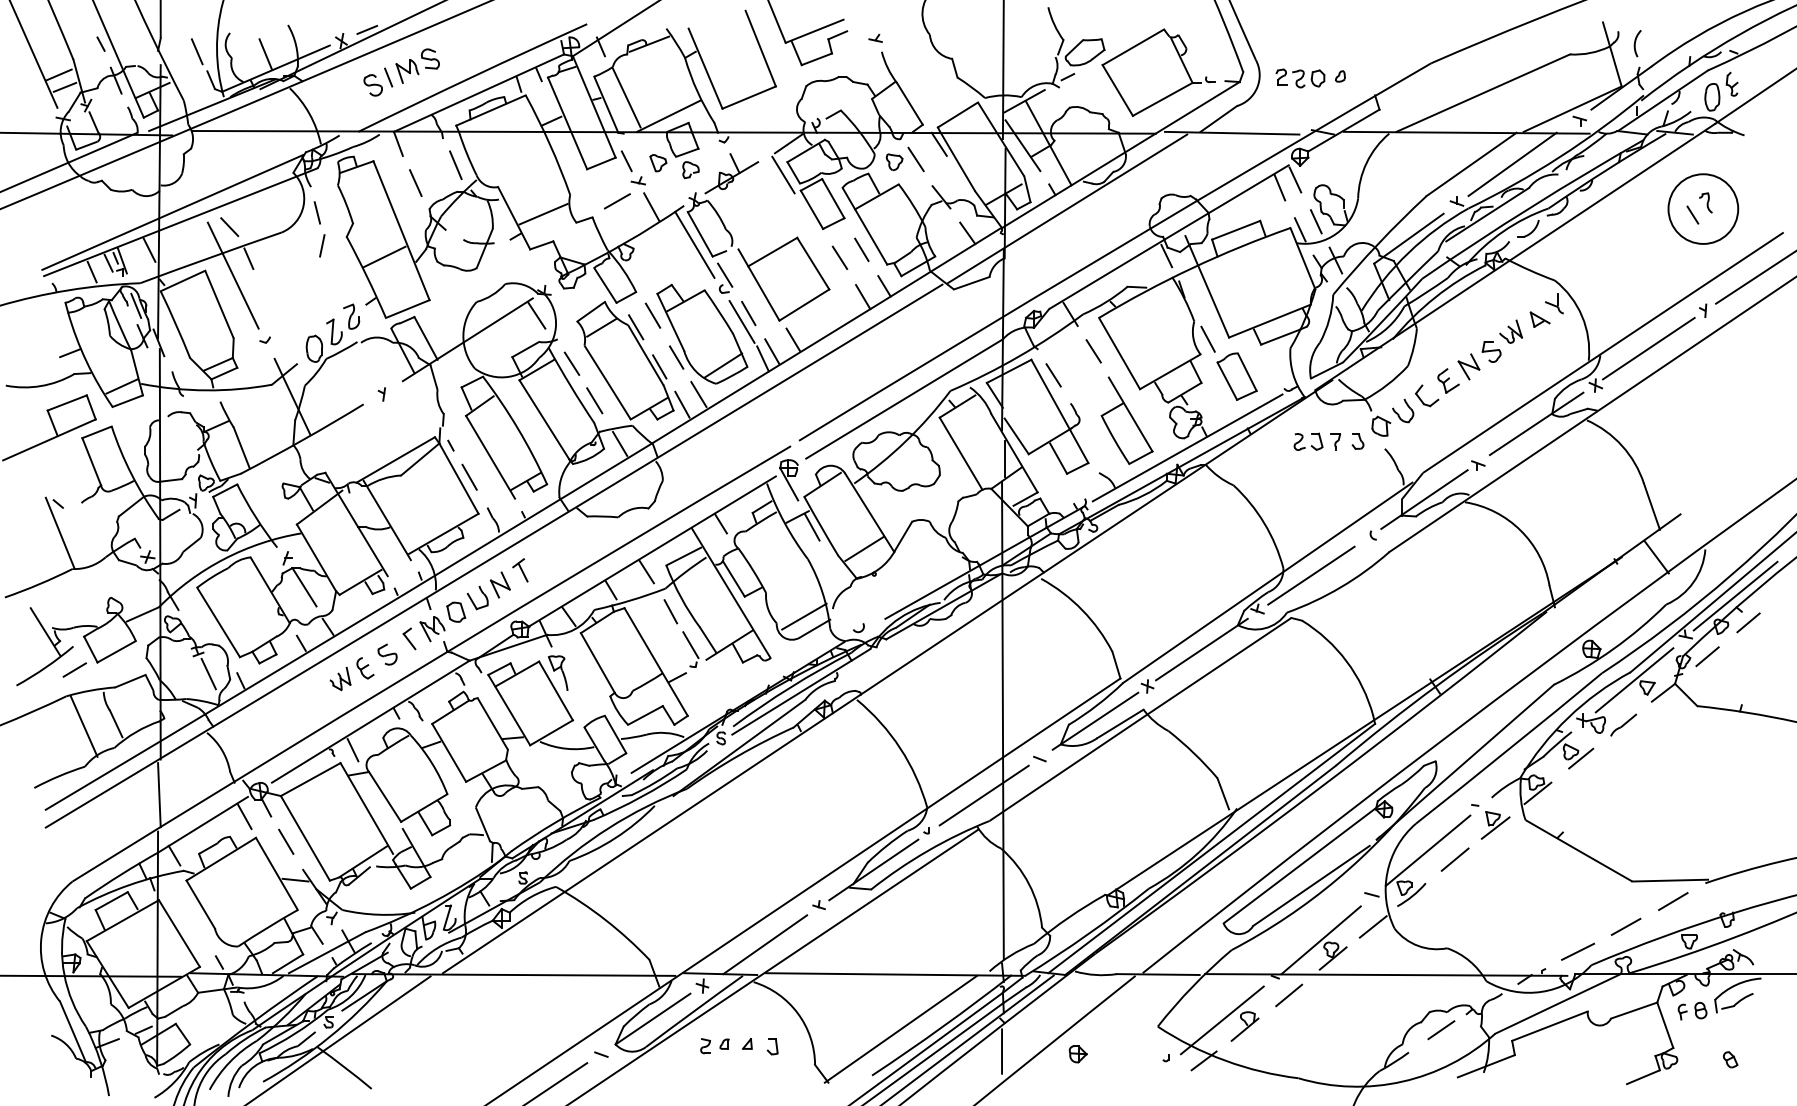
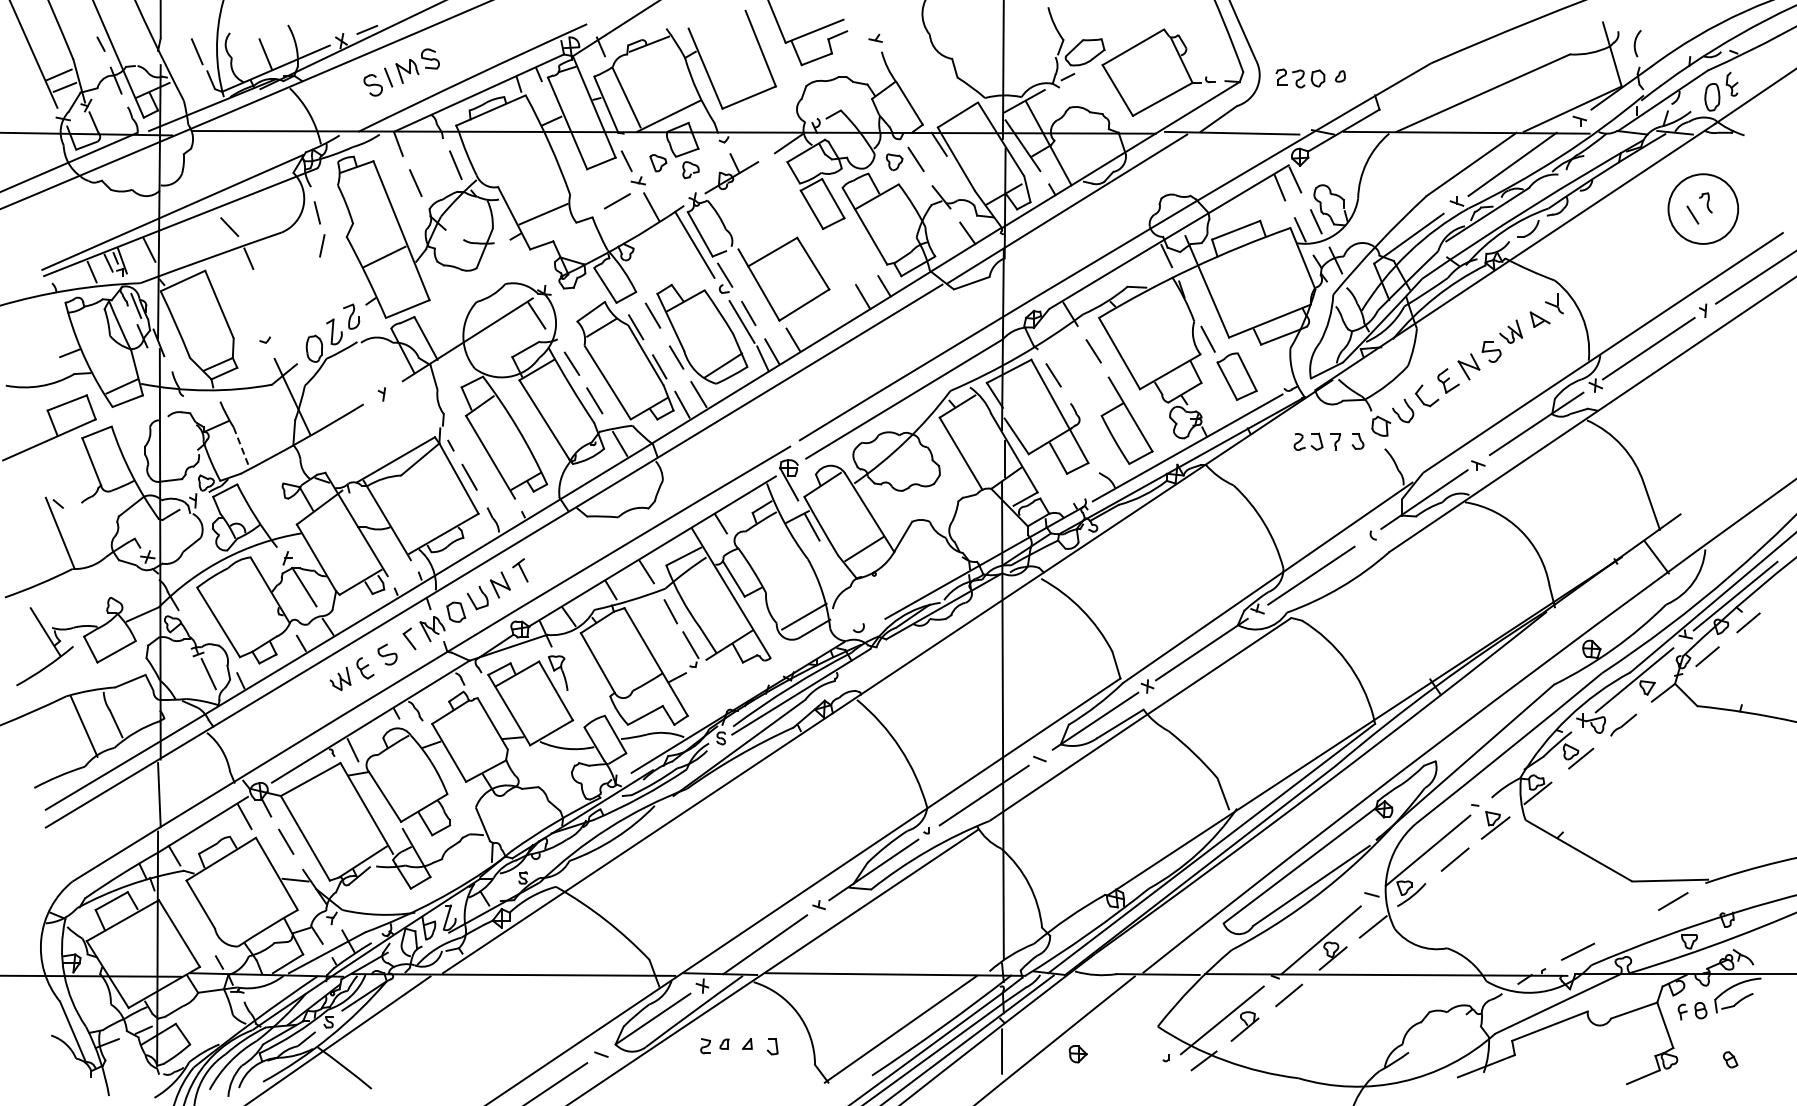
line: present -> none (783, 174)
line: present -> none (861, 249)
line: present -> none (839, 257)
line: present -> none (232, 275)
line: solid -> dashed (241, 447)
line: present -> none (74, 669)
line: present -> none (1625, 926)
line: present -> none (1441, 1030)
